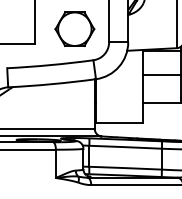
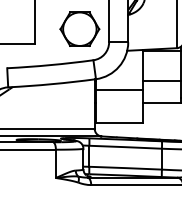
part position: (74, 28) -> (79, 28) (79, 28)
line position: (160, 75) -> (160, 81) (160, 81)
line: none -> present (119, 89)
